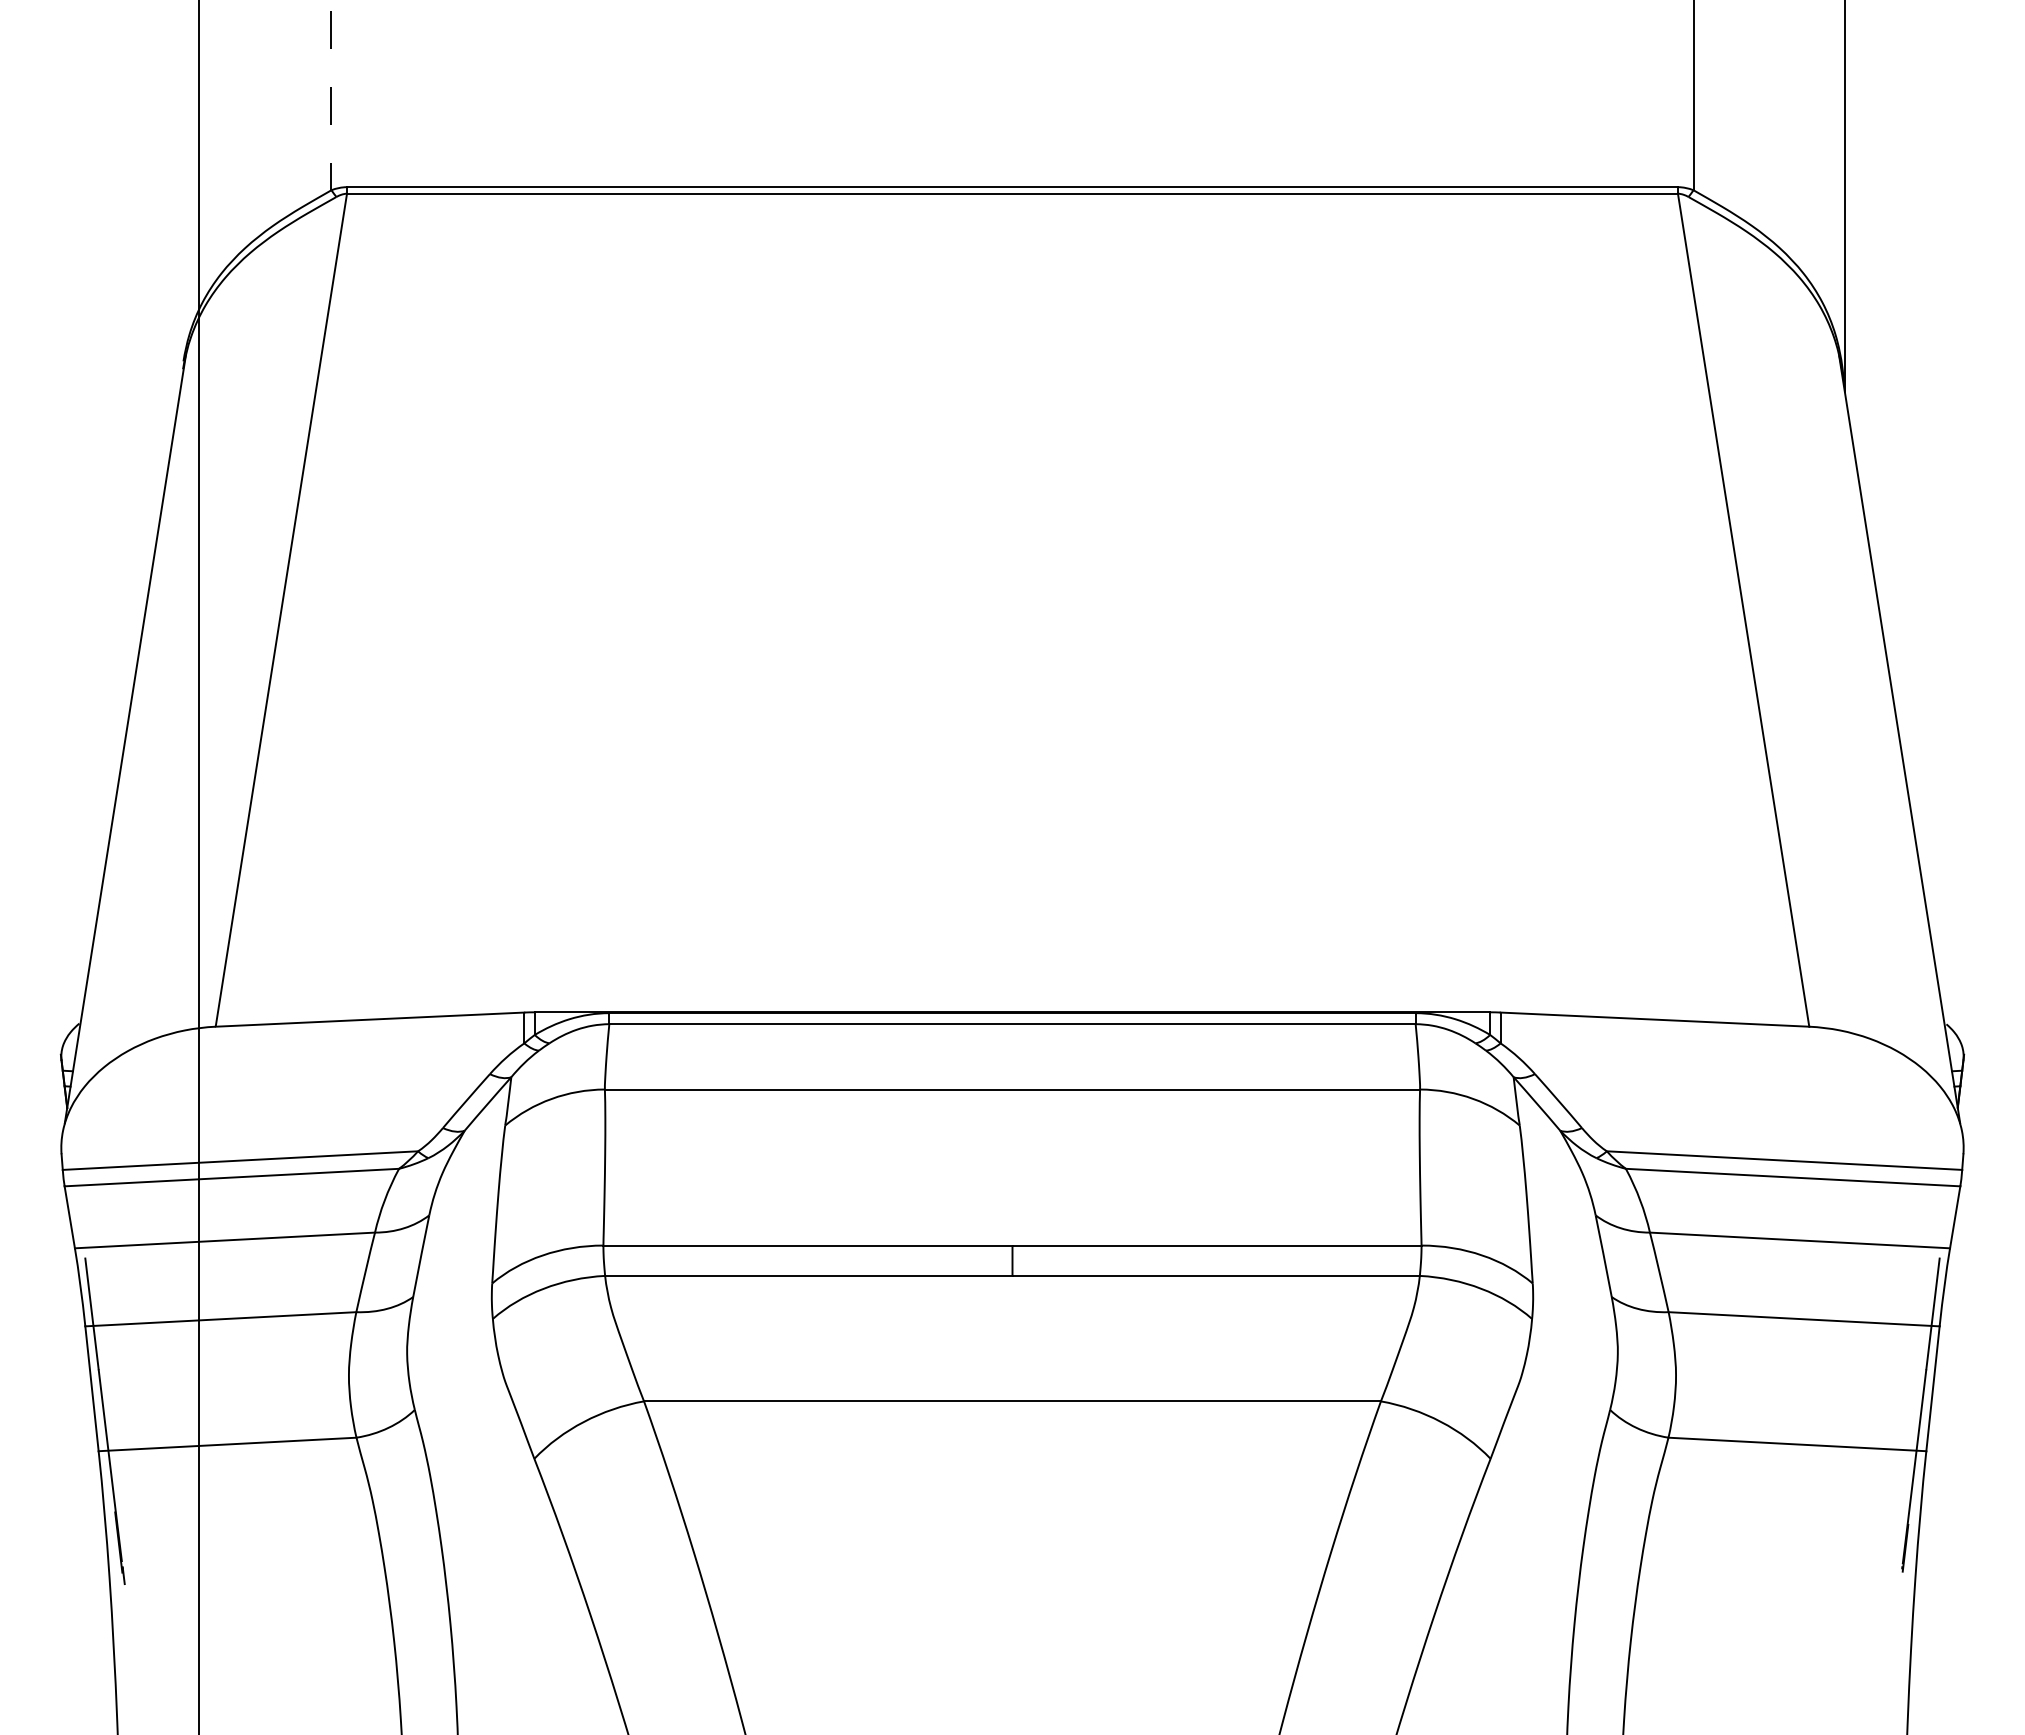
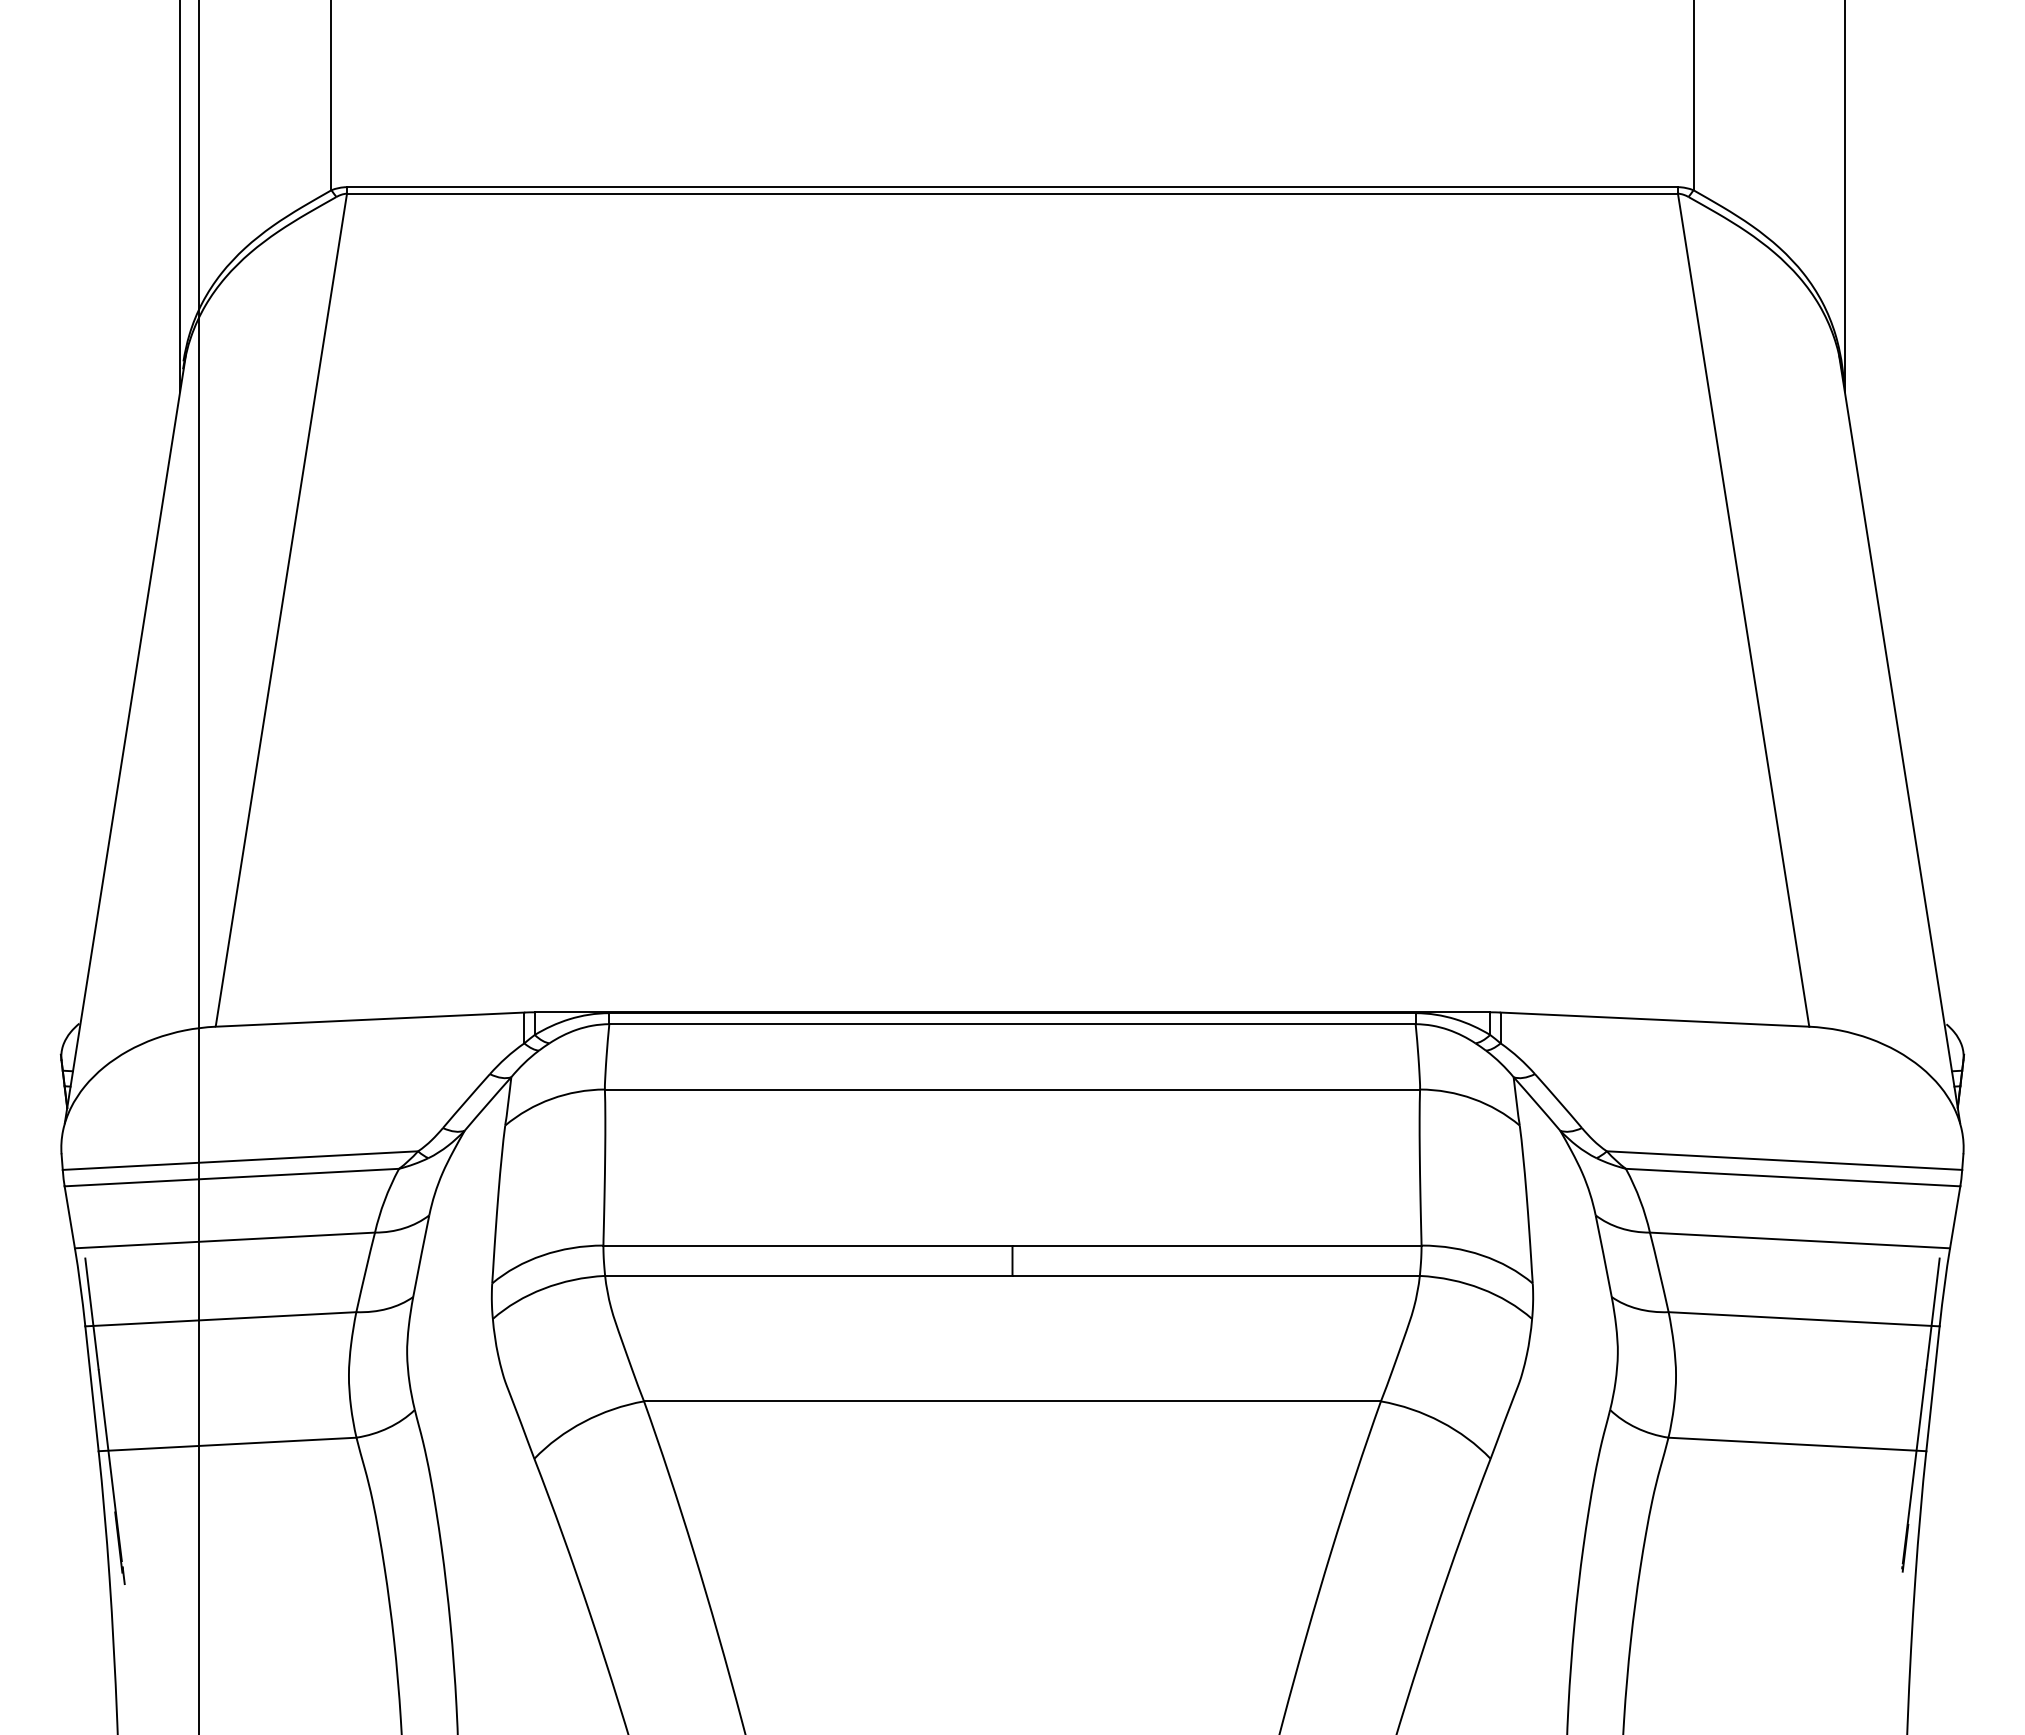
line: dashed -> solid (331, 95)
line: none -> present (180, 196)
